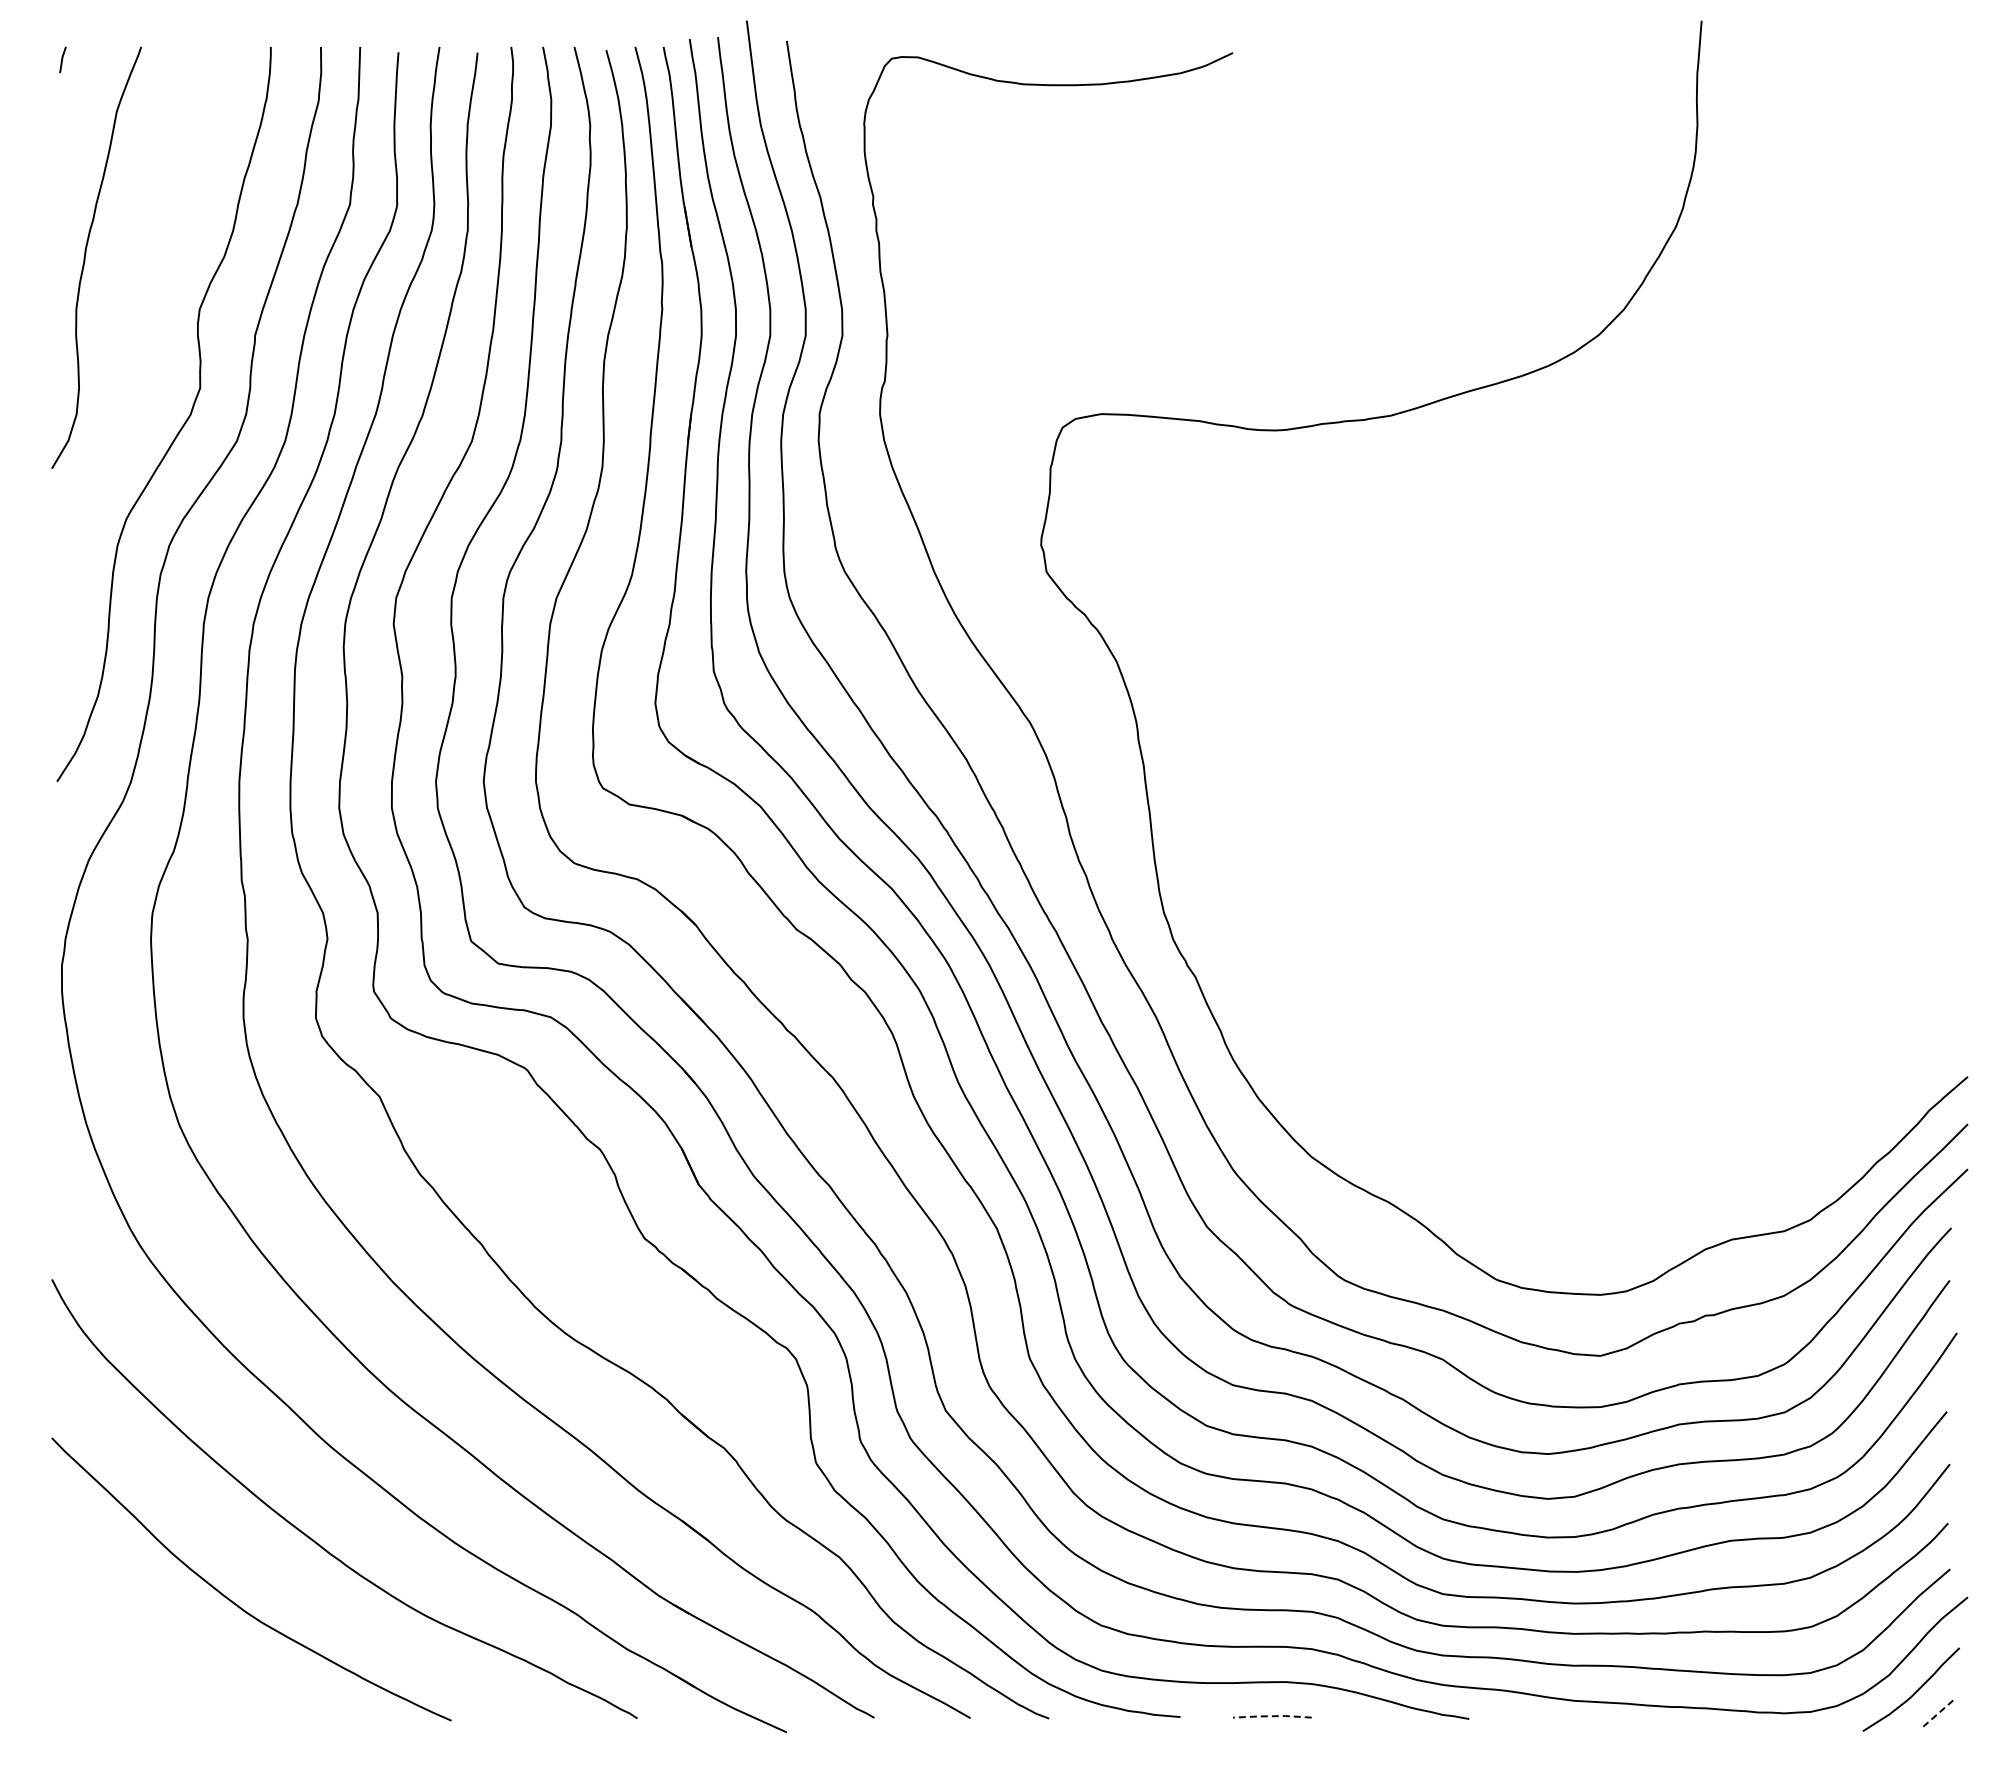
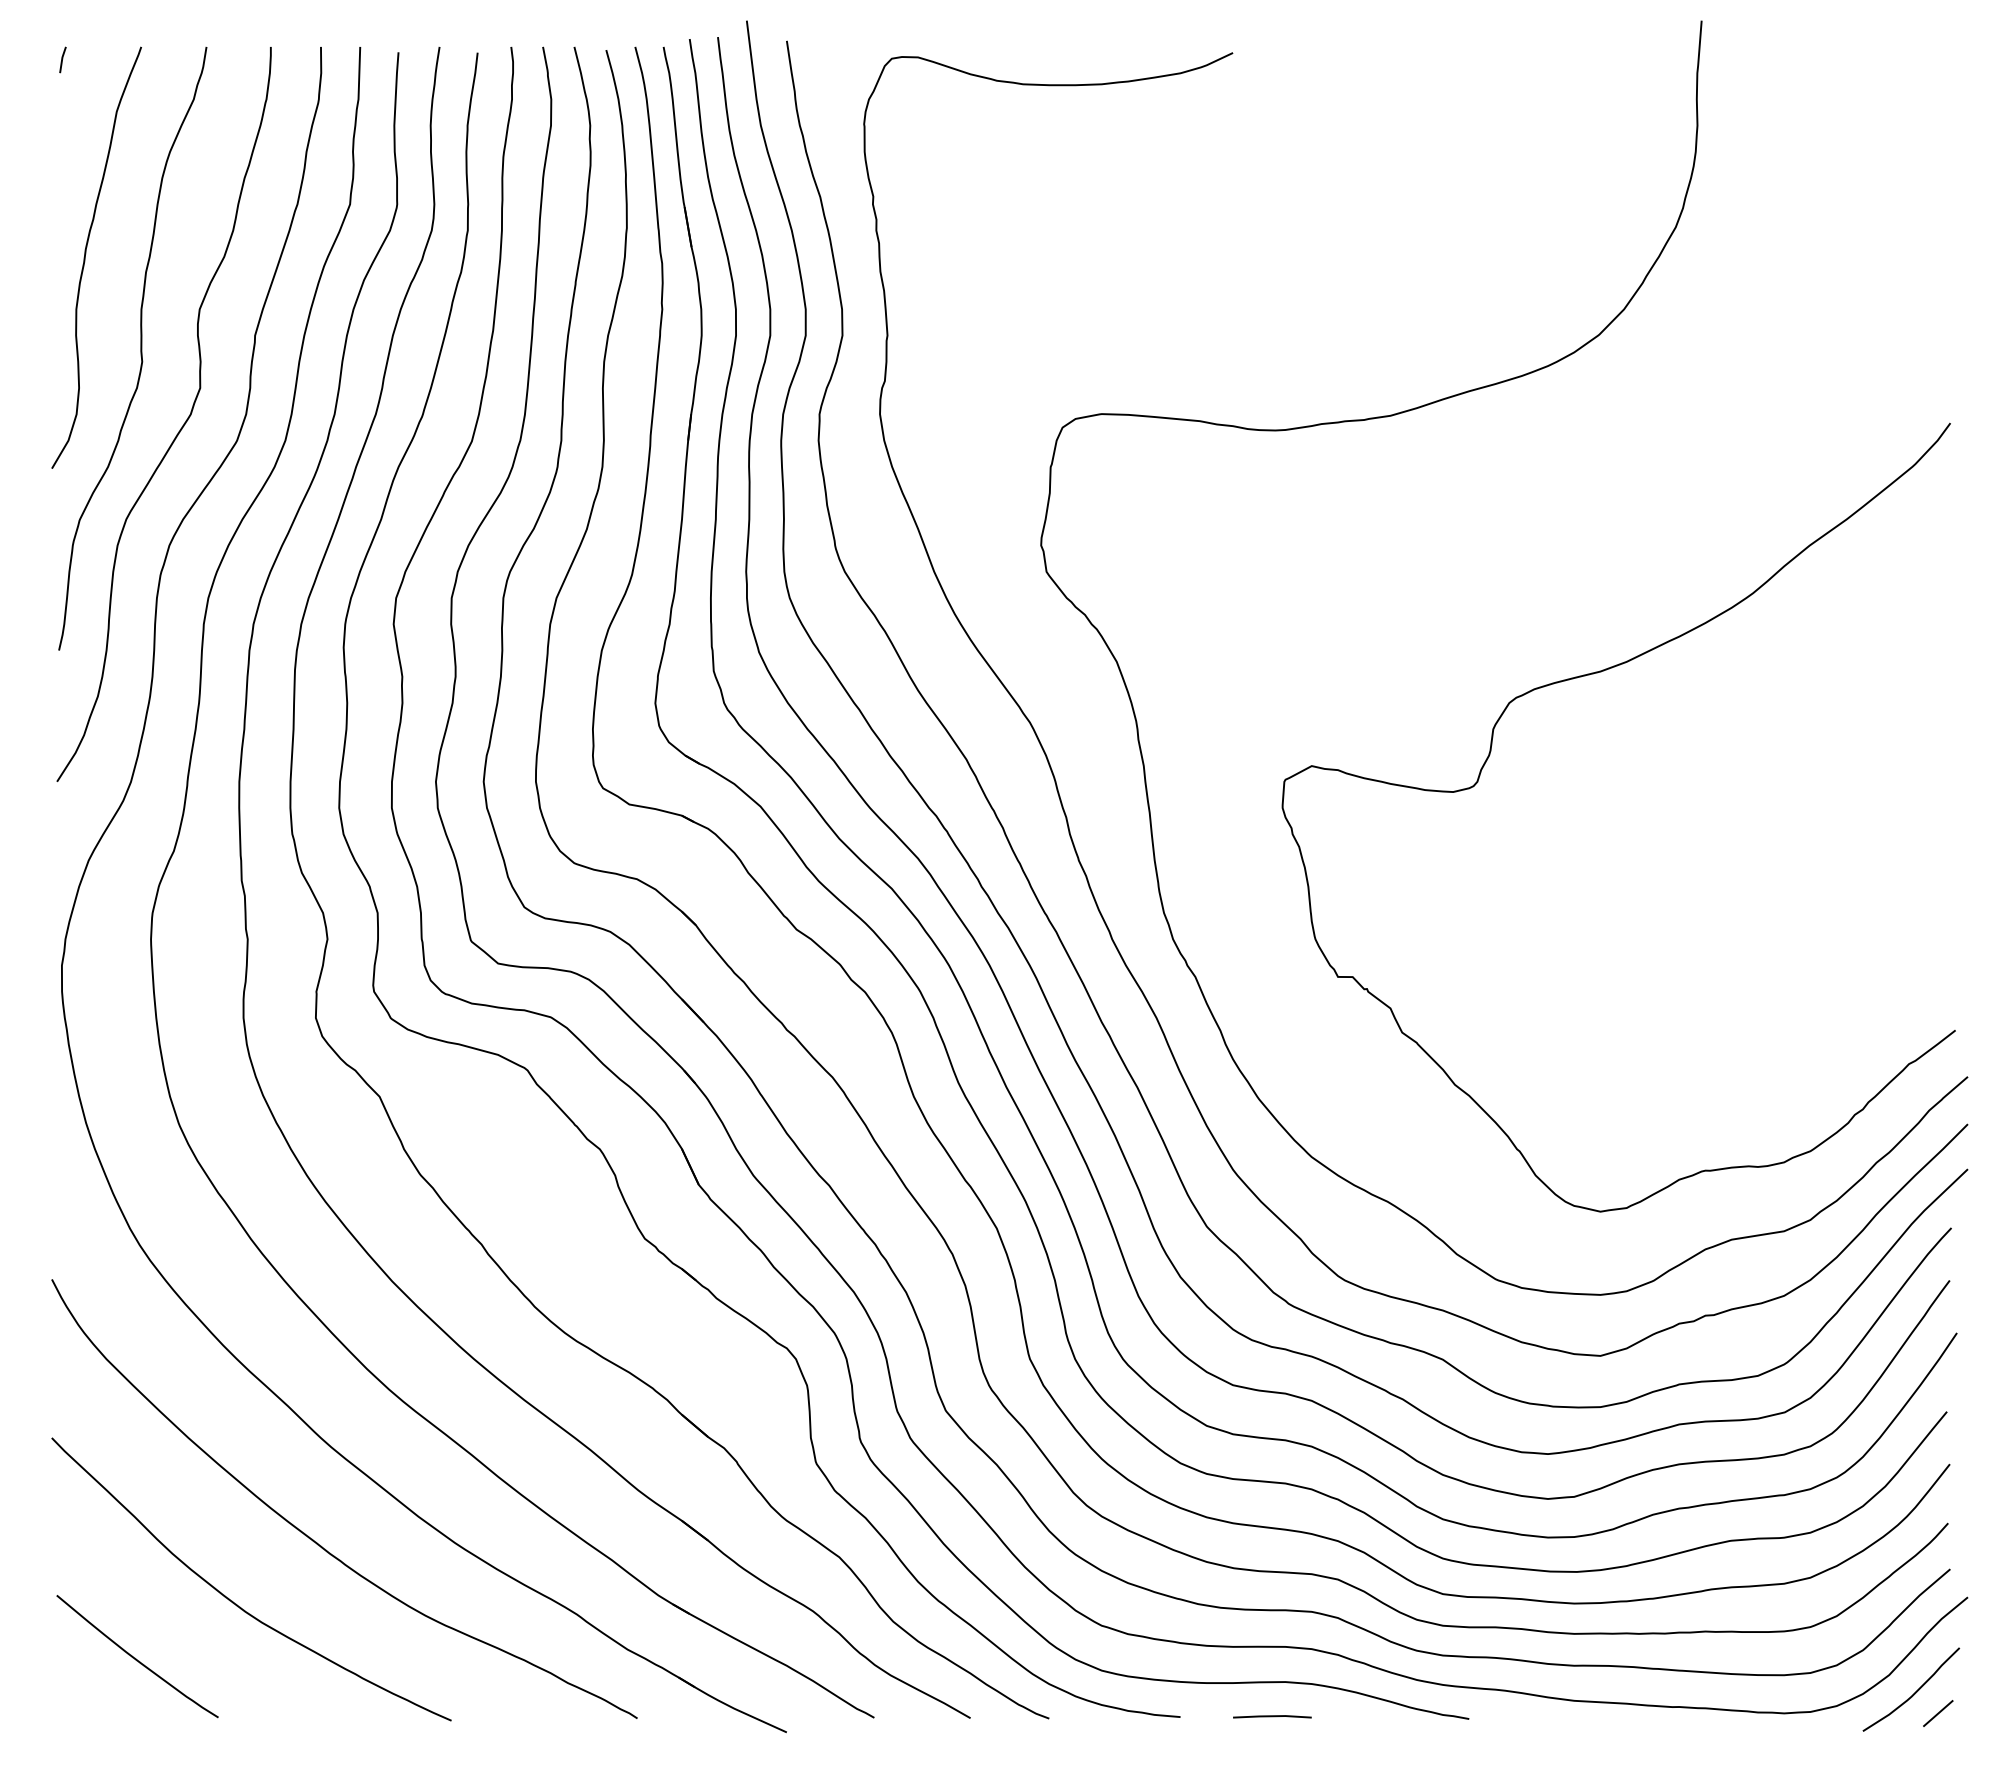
curve: none -> present (140, 348)
curve: none -> present (1489, 757)
curve: none -> present (135, 1657)
line: dashed -> solid (1938, 1713)
line: dashed -> solid (1271, 1716)
